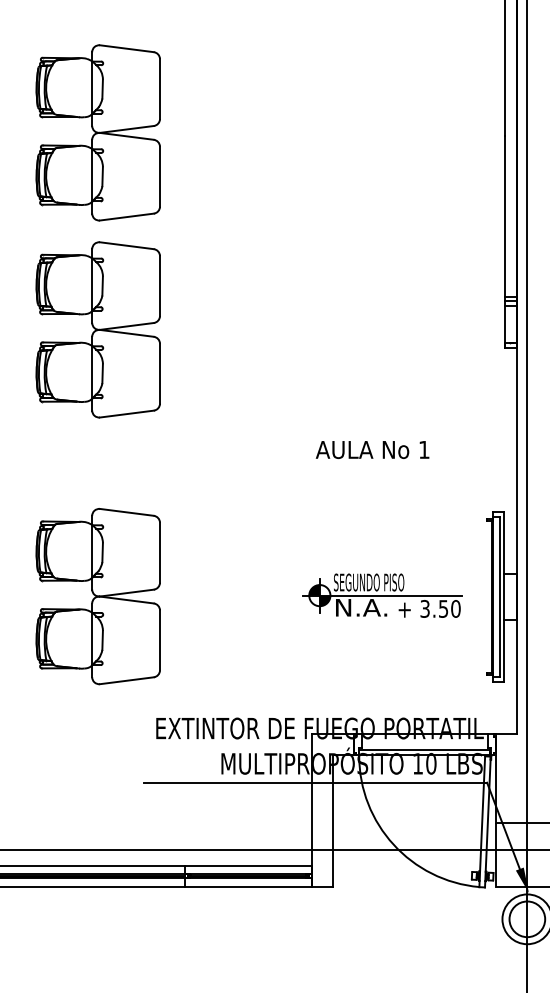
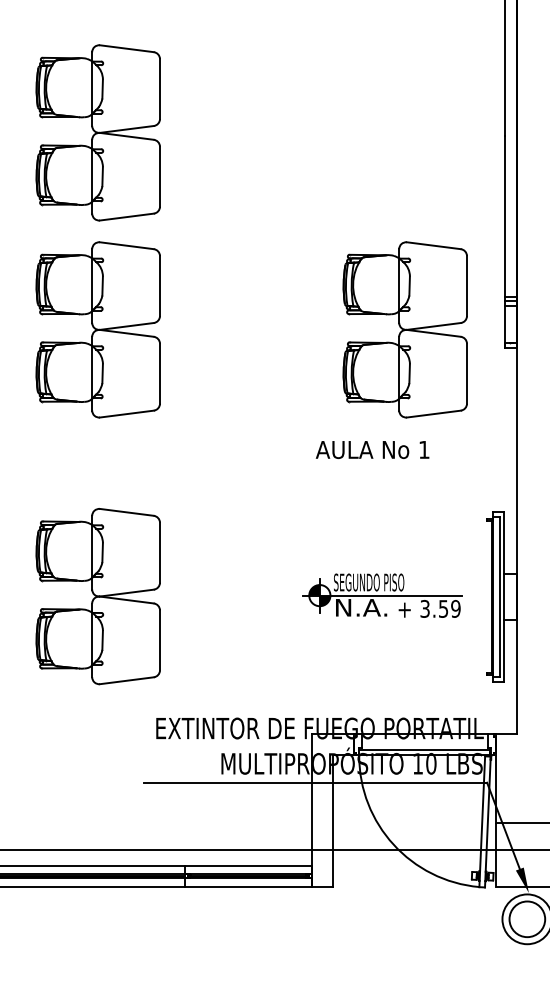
part: none -> present (404, 329)
line: present -> none (527, 495)
text: 3.50 -> 3.59 (455, 608)
